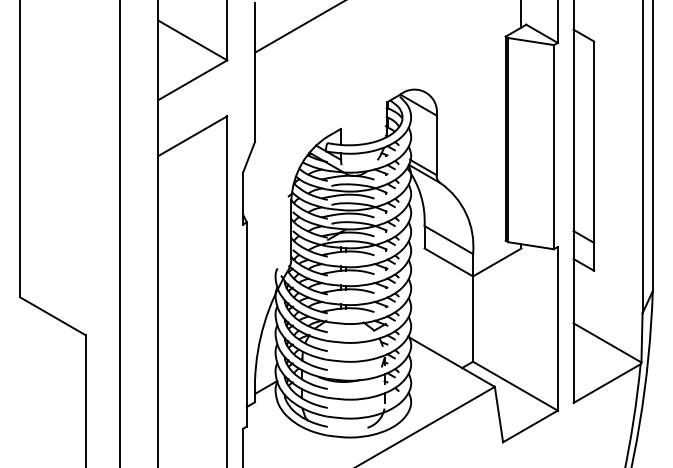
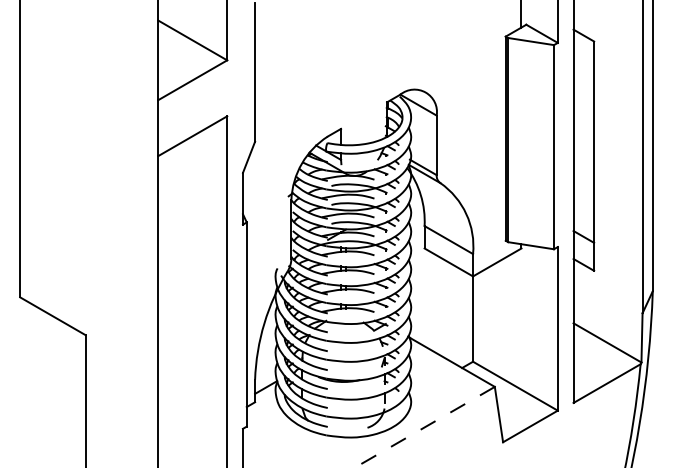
line: present -> none (298, 27)
line: present -> none (120, 233)
line: solid -> dashed (424, 427)
